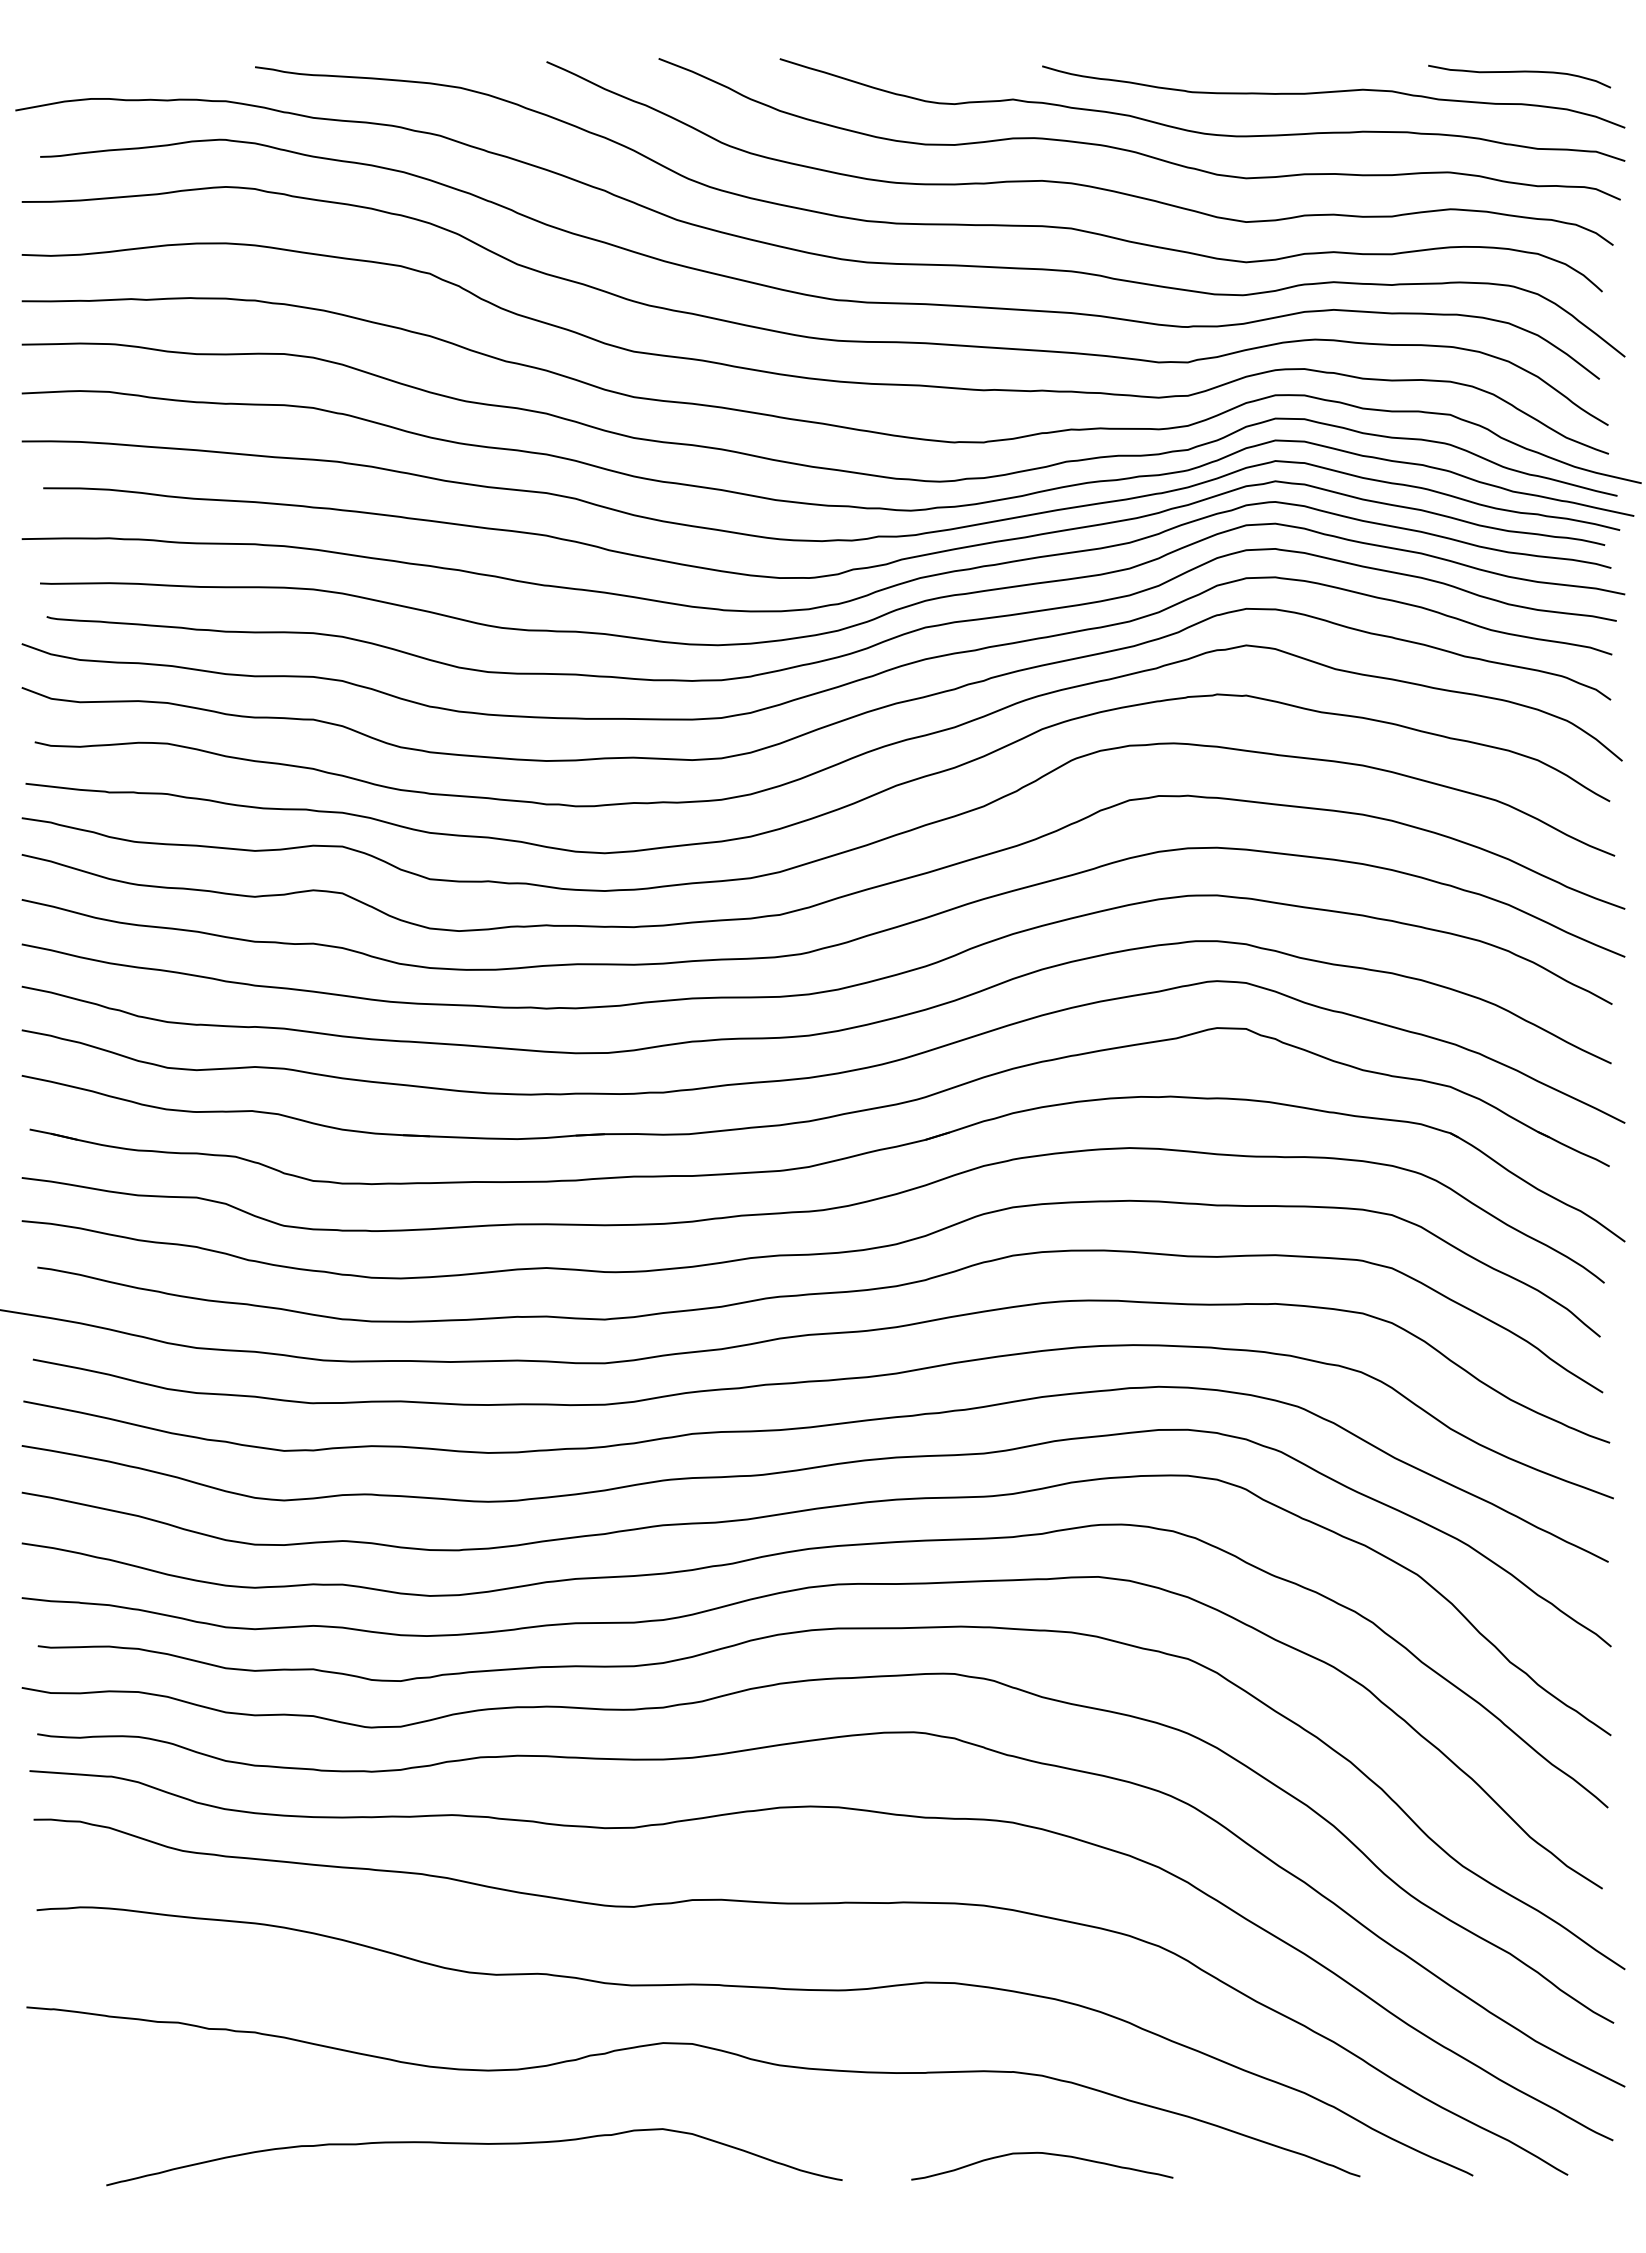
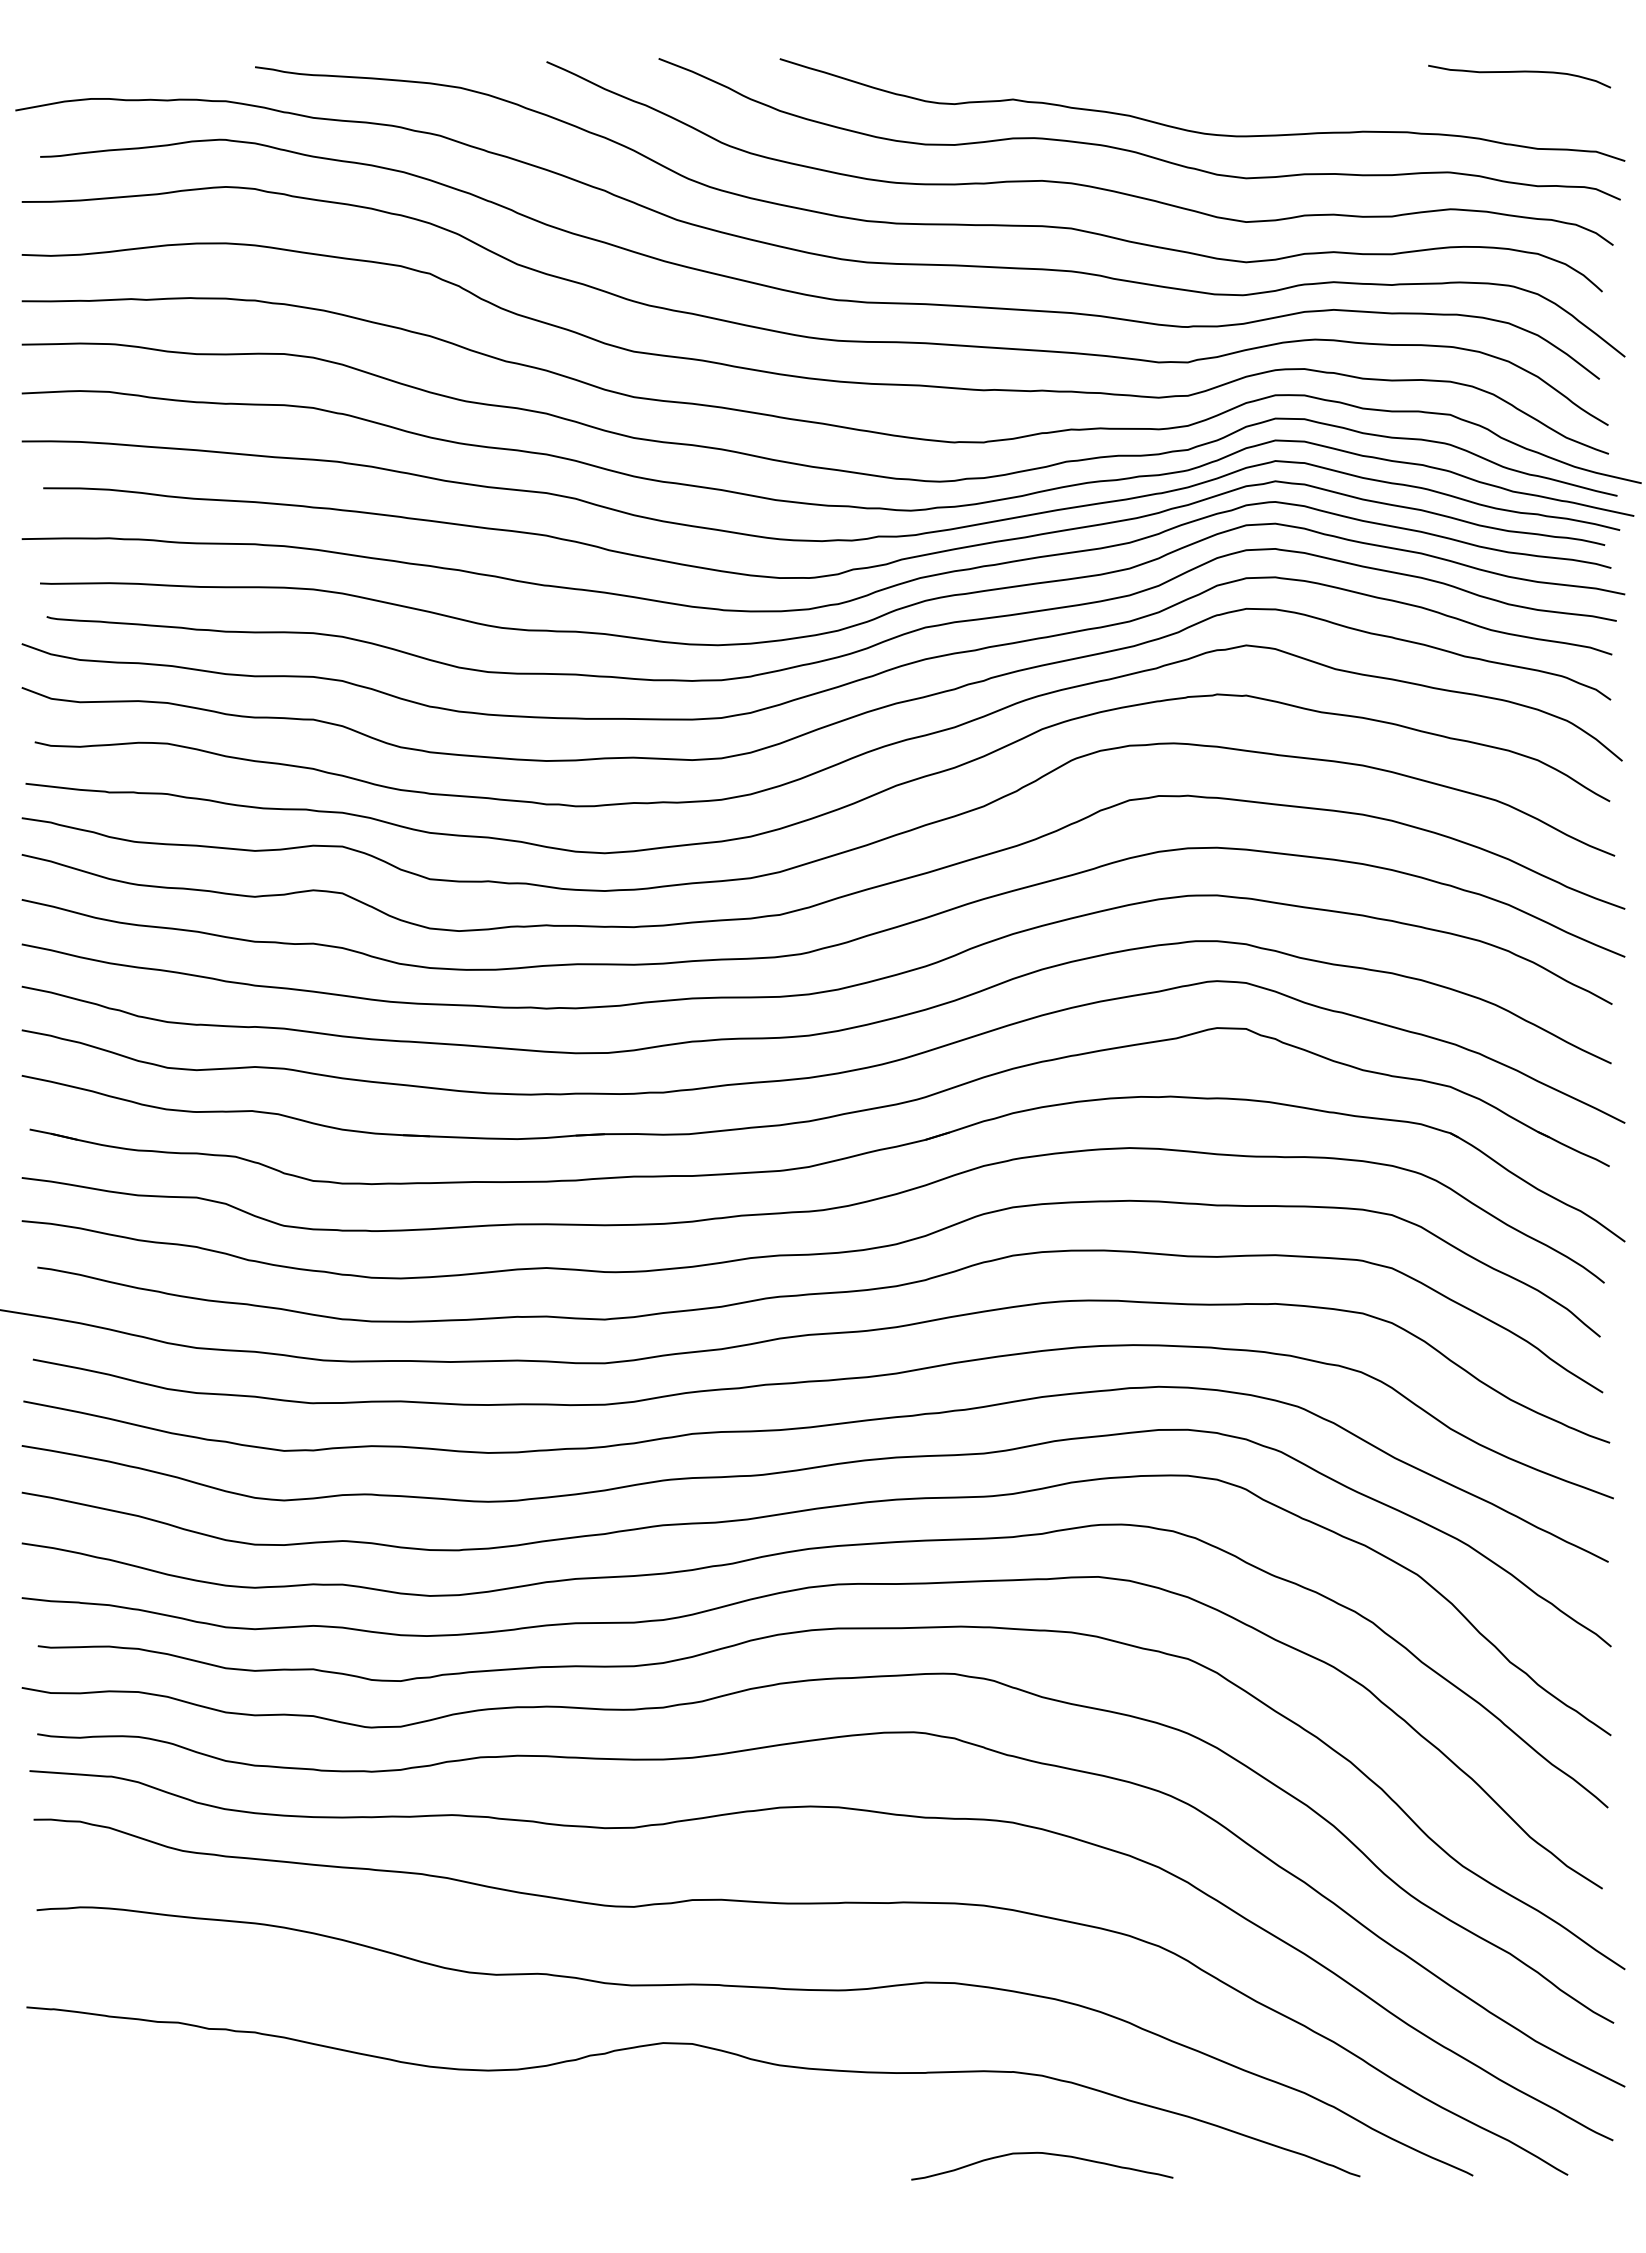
curve: present -> none (1333, 92)
curve: present -> none (474, 2144)
